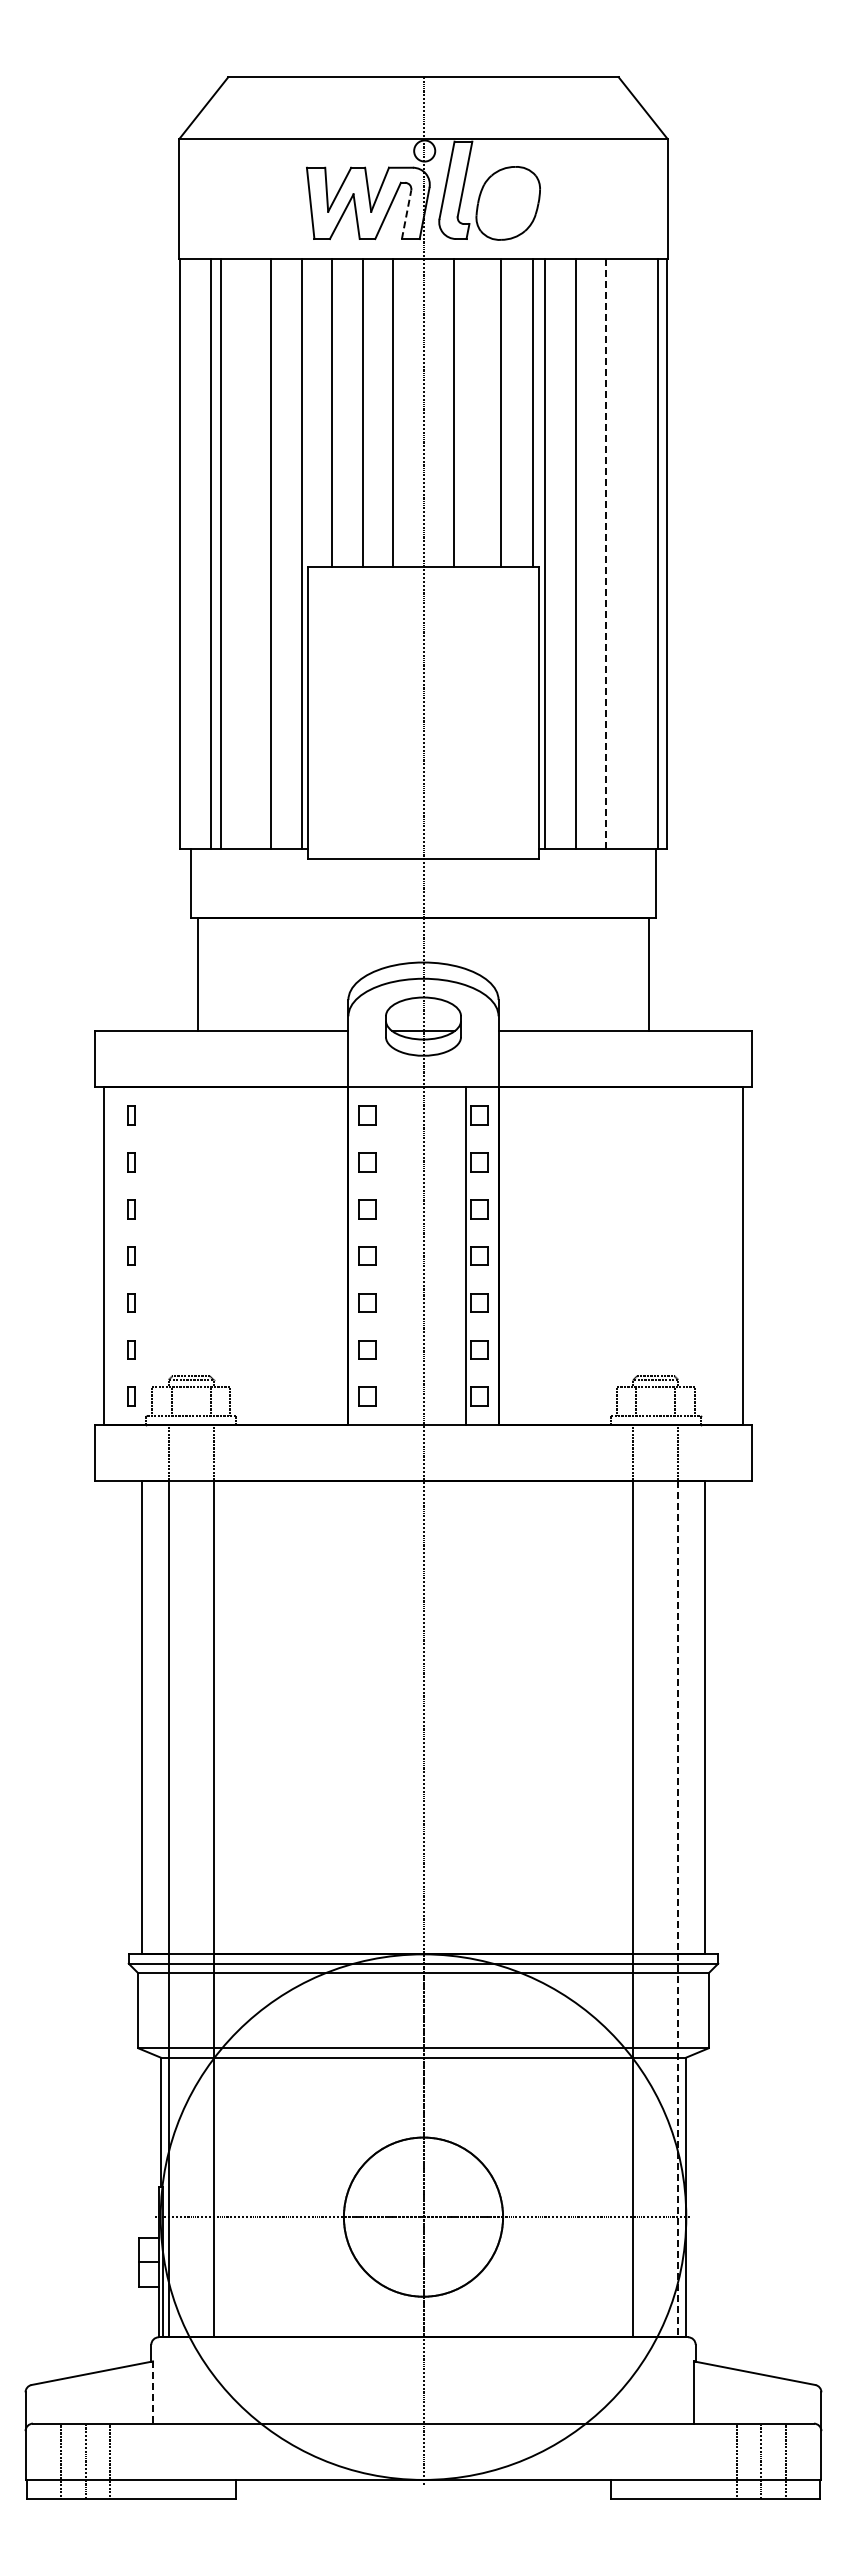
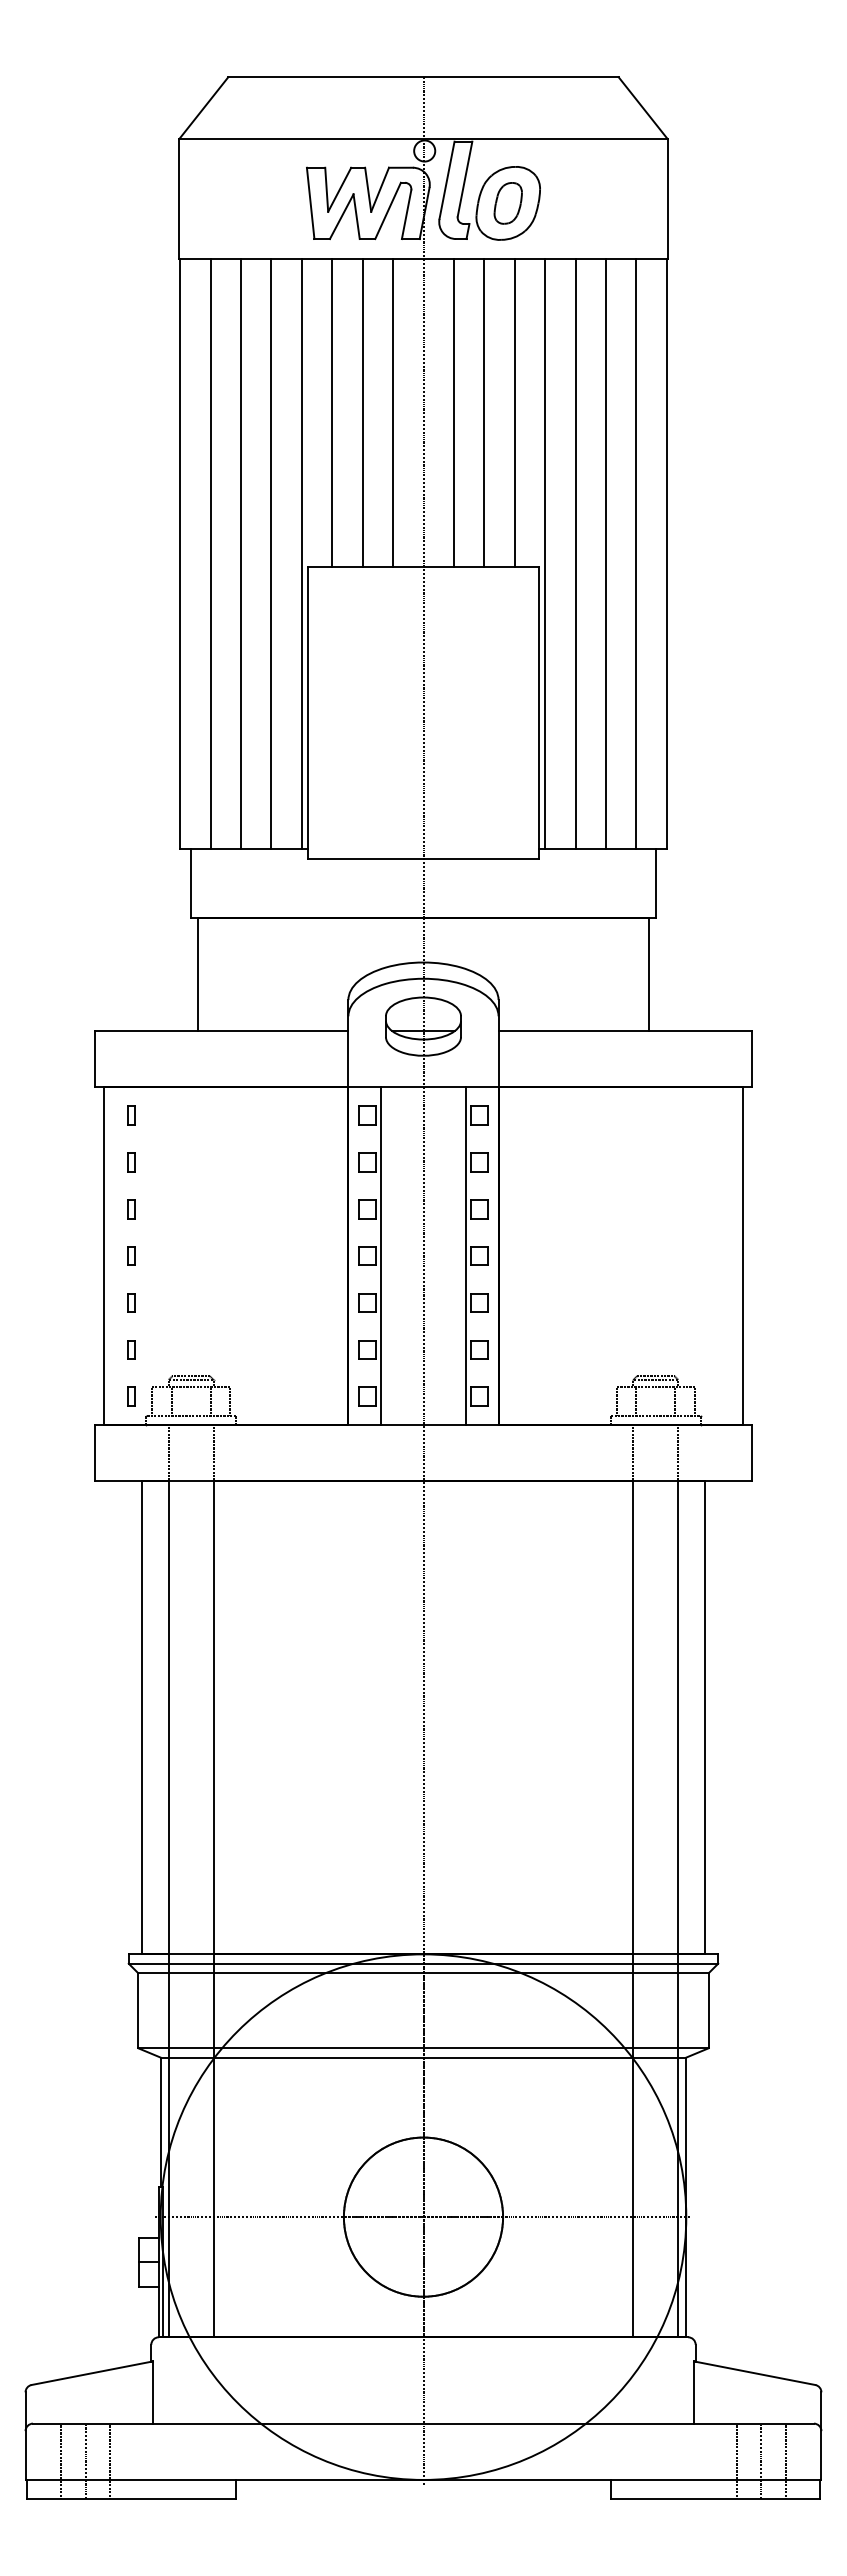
part: none -> present (507, 203)
line: dashed -> solid (406, 214)
line position: (501, 412) -> (484, 412) (484, 412)
line position: (532, 412) -> (514, 412) (514, 412)
line position: (221, 553) -> (241, 553) (241, 553)
line: dashed -> solid (605, 553)
line position: (658, 553) -> (636, 553) (636, 553)
line: none -> present (380, 1256)
line: dashed -> solid (678, 1909)
line: dashed -> solid (152, 2393)
